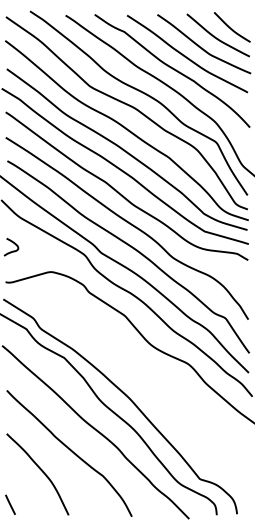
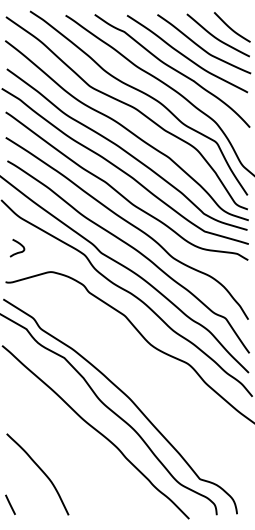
curve position: (12, 250) -> (18, 251) (18, 251)
curve: present -> none (70, 451)
